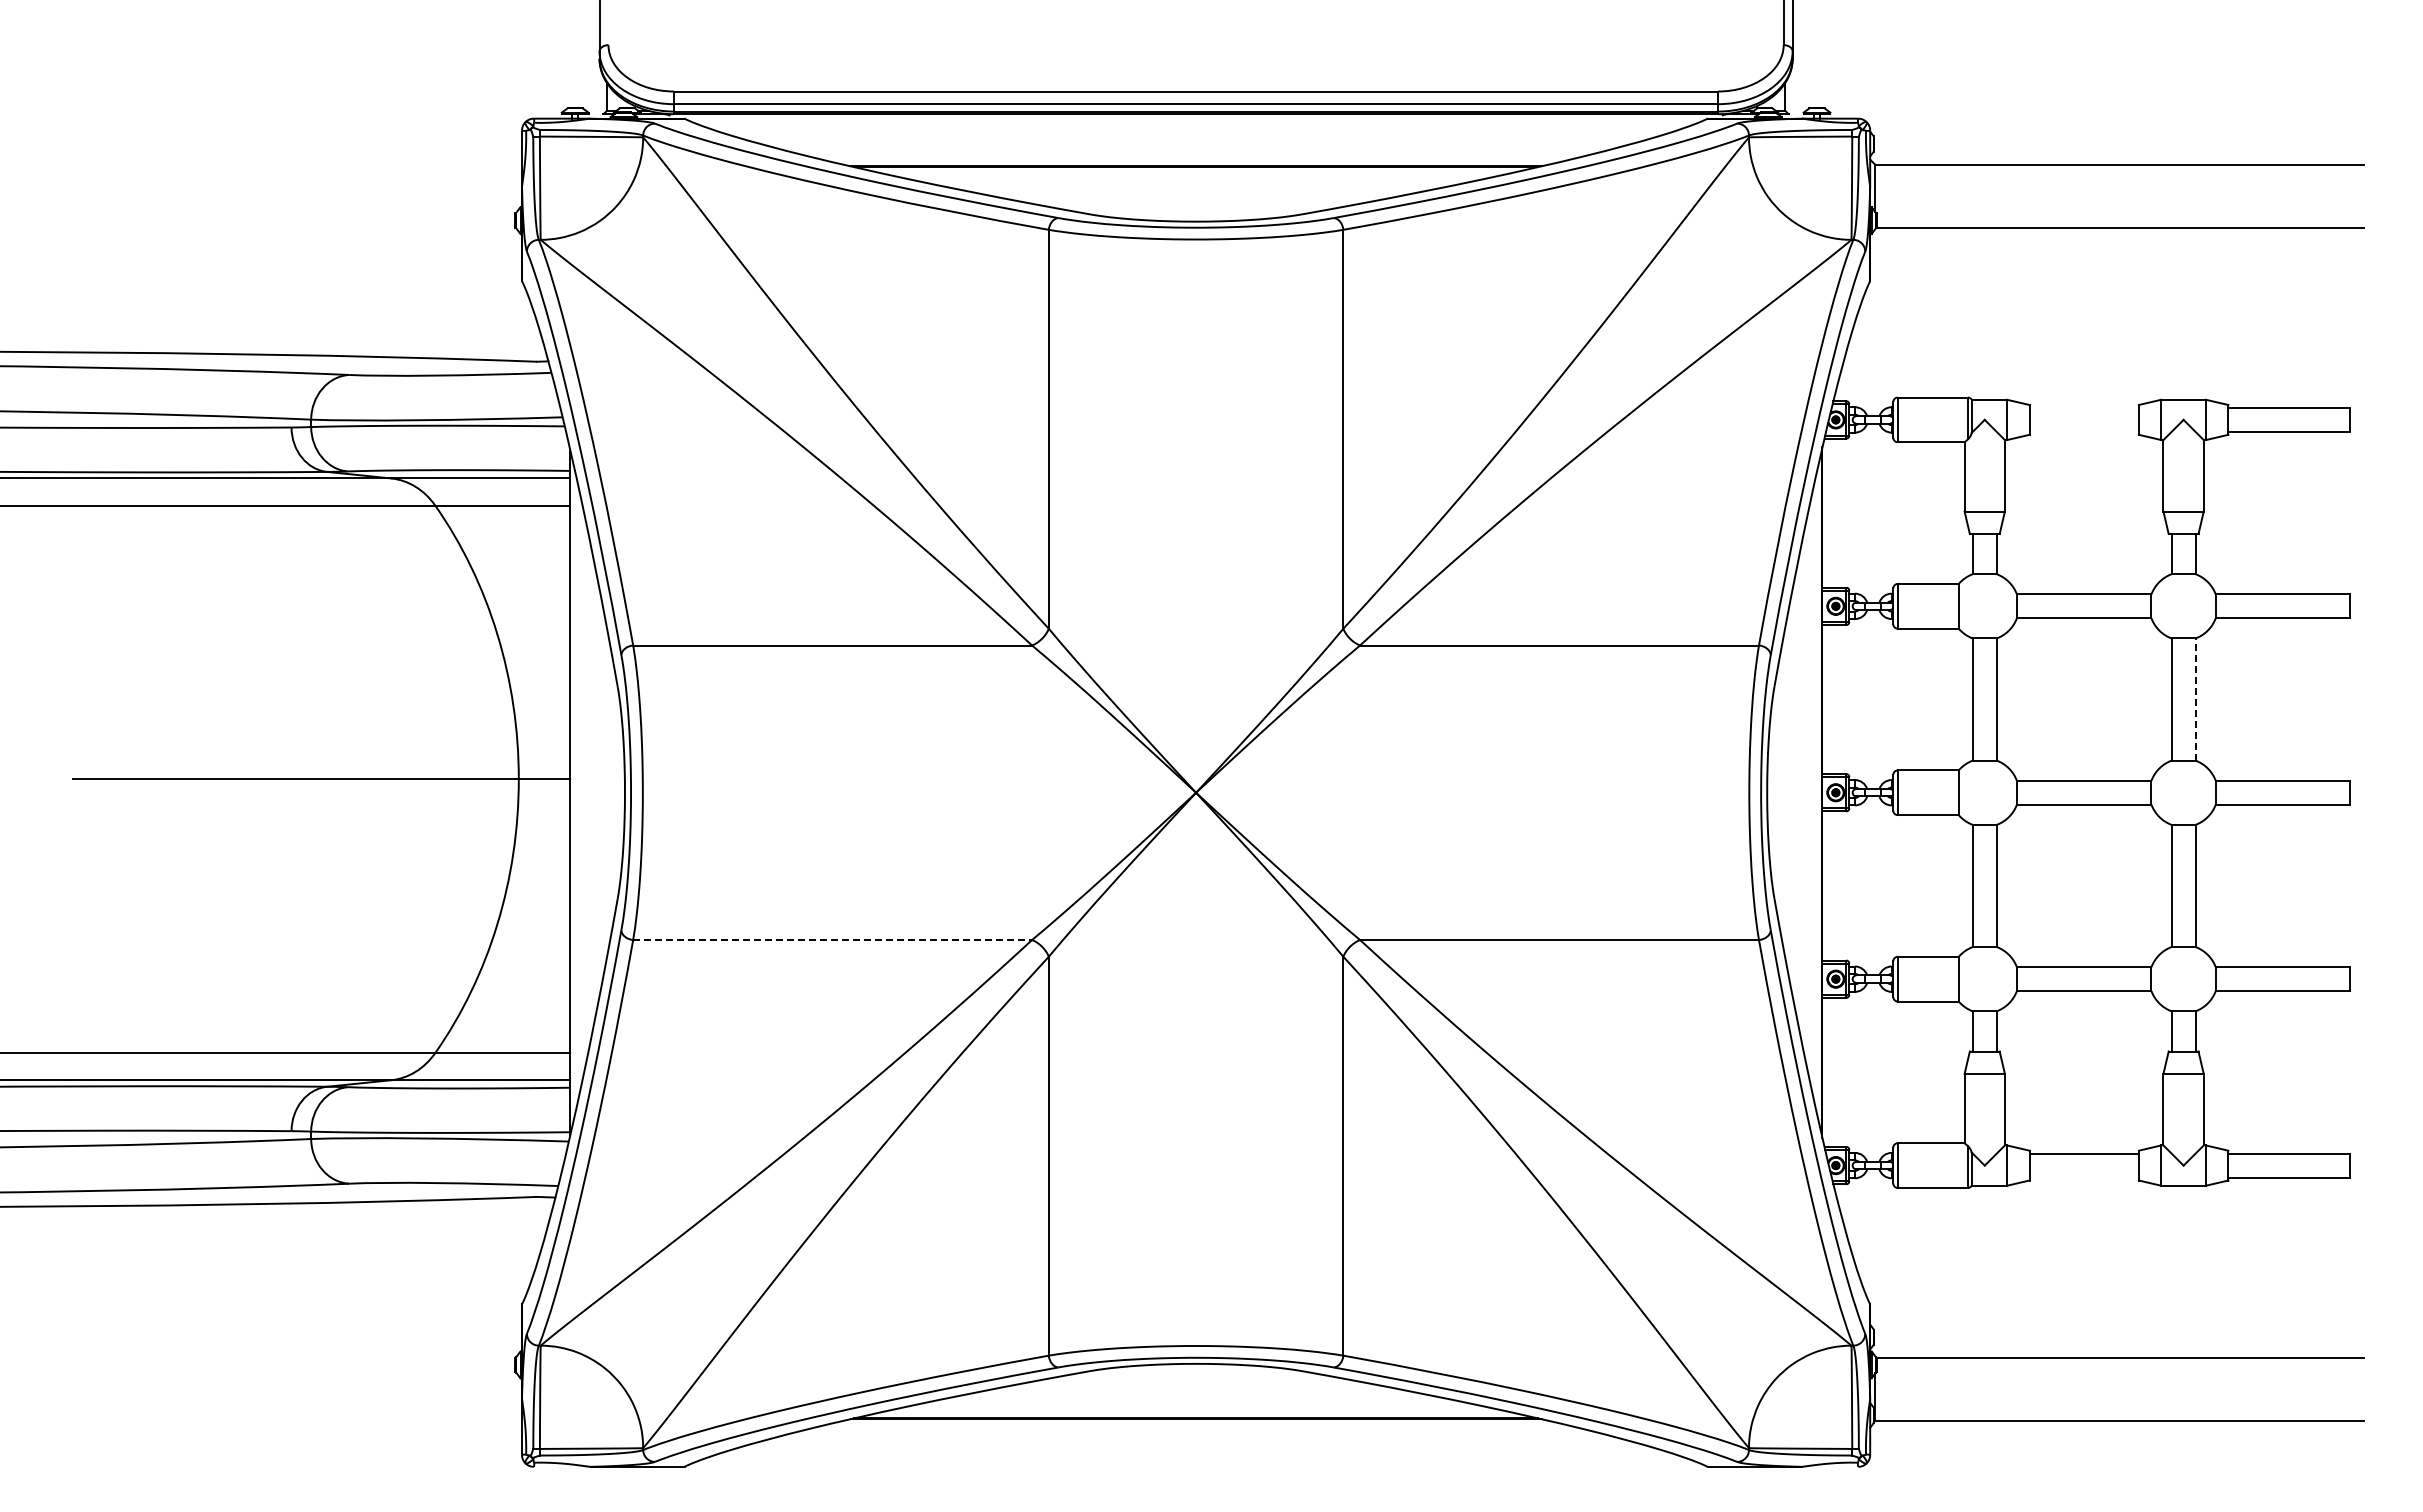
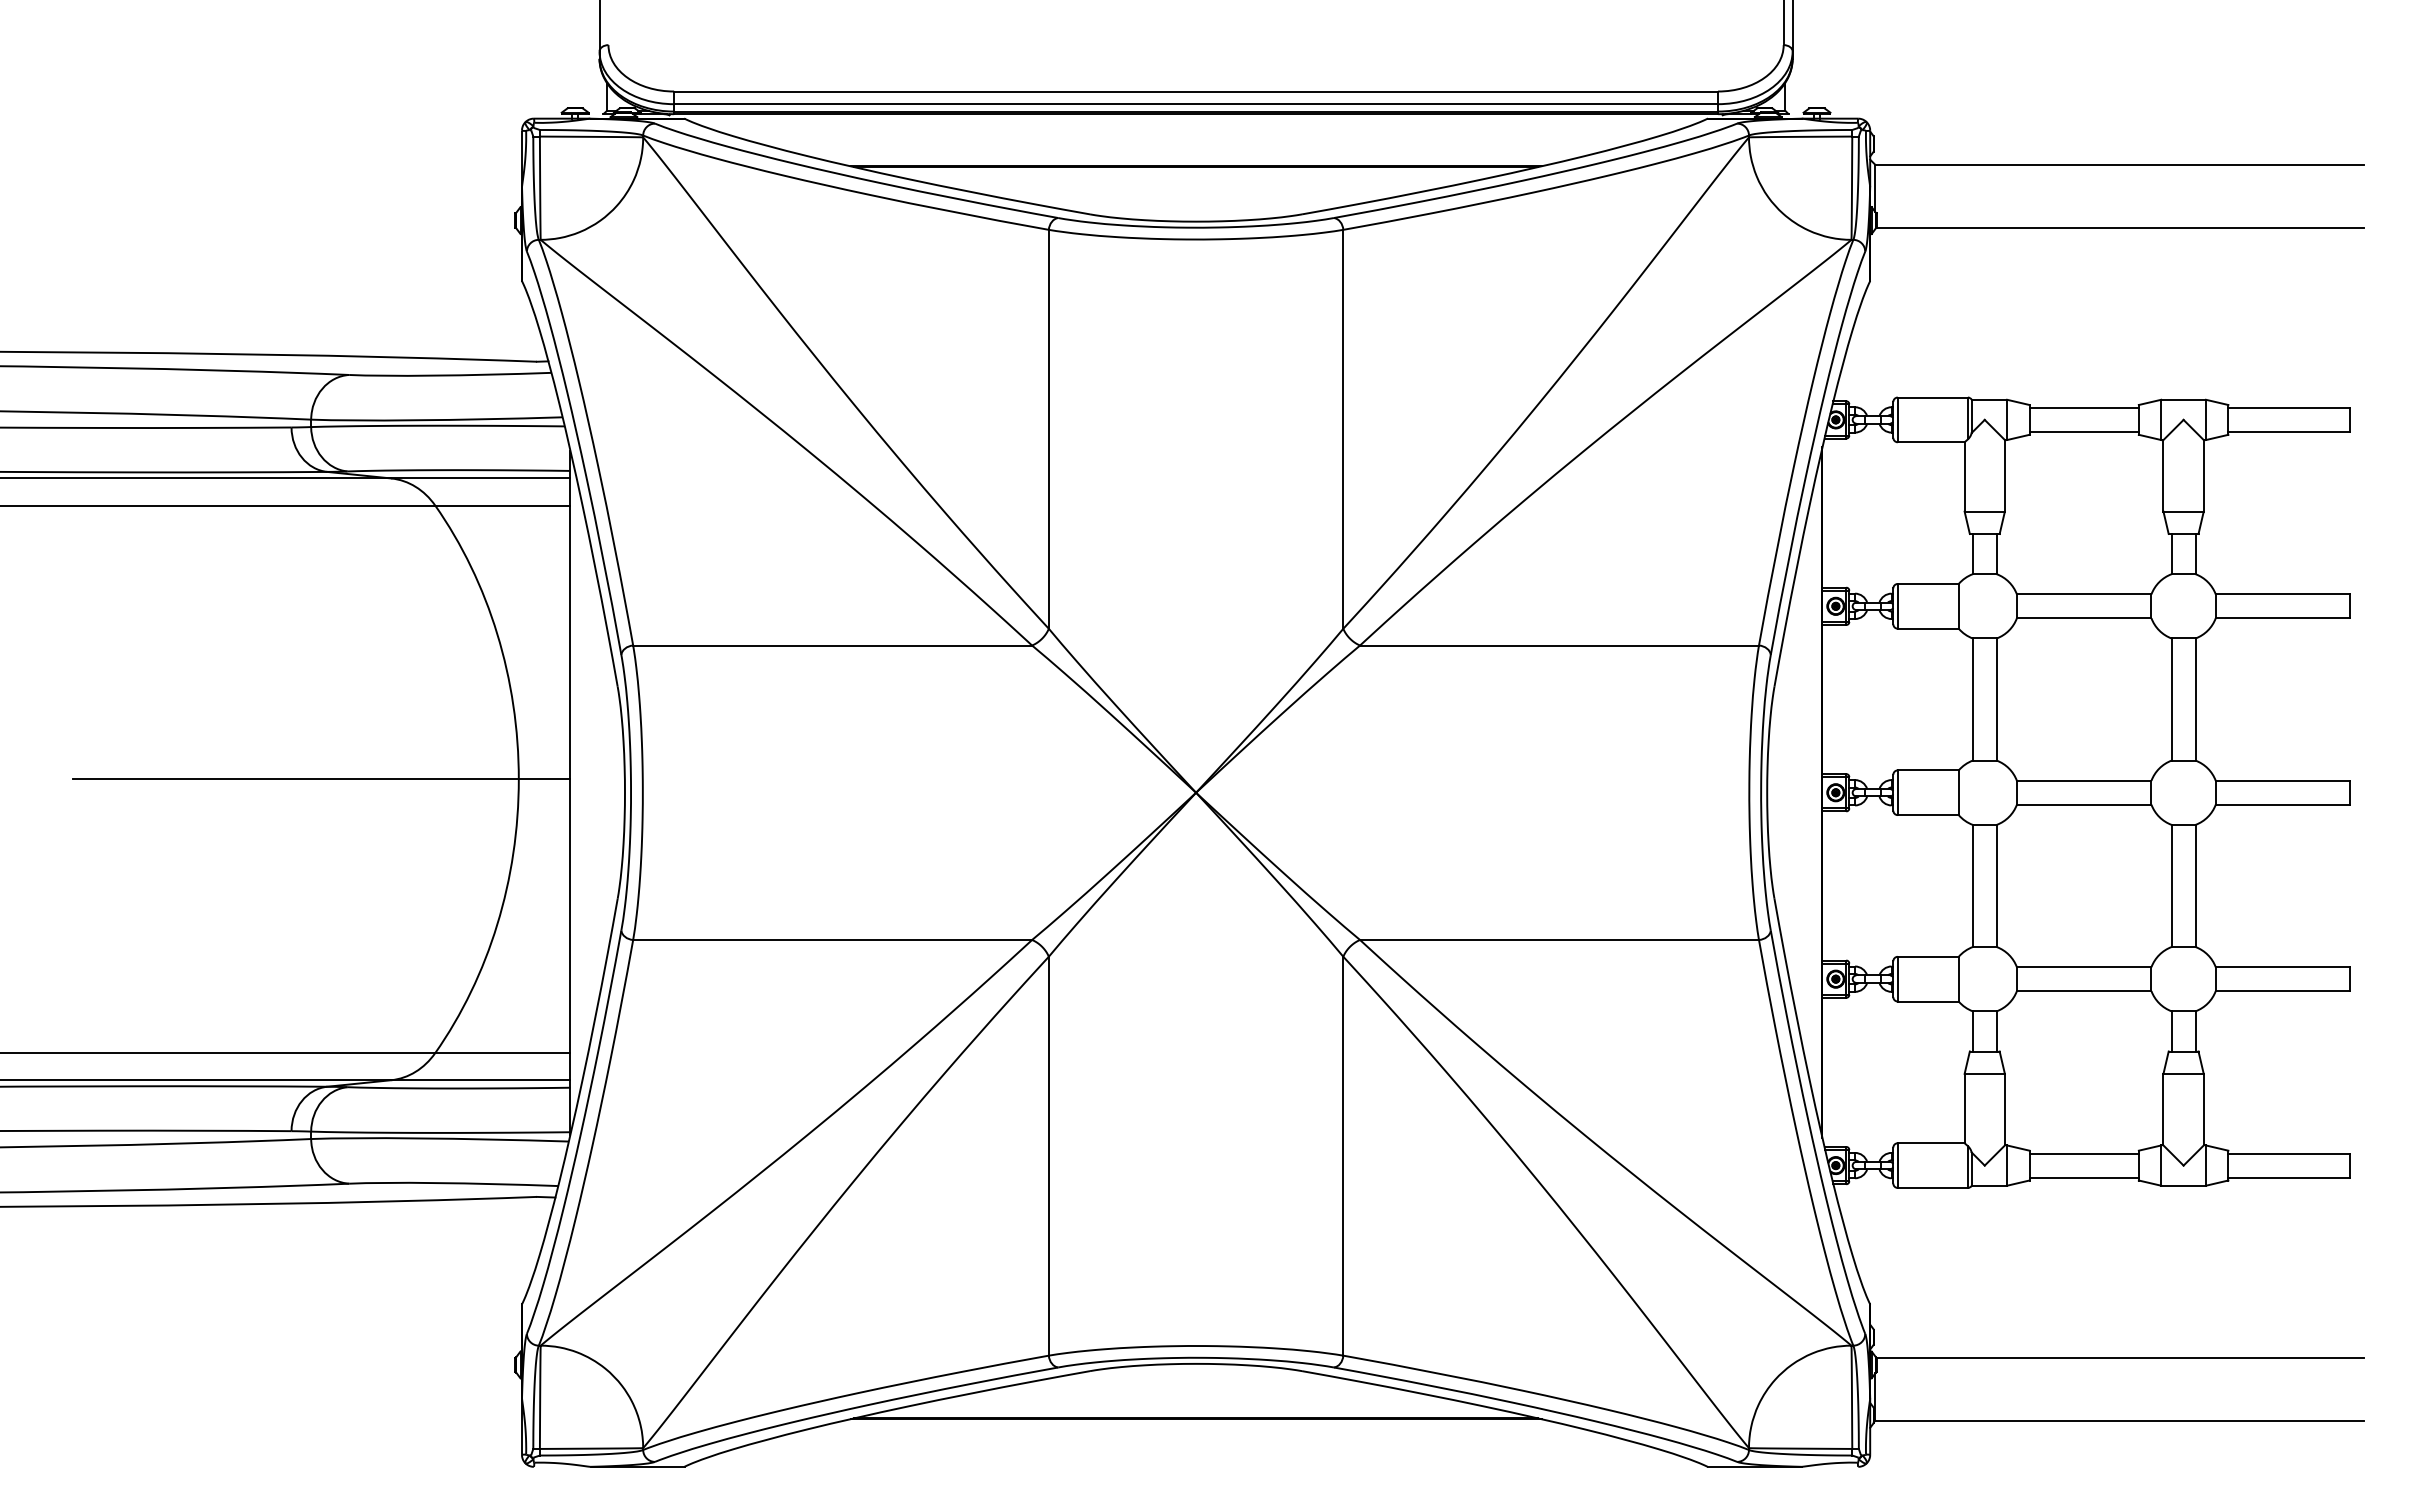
line: none -> present (2083, 407)
line: none -> present (2083, 431)
line: dashed -> solid (2195, 699)
line: dashed -> solid (833, 940)
line: none -> present (2083, 1177)
